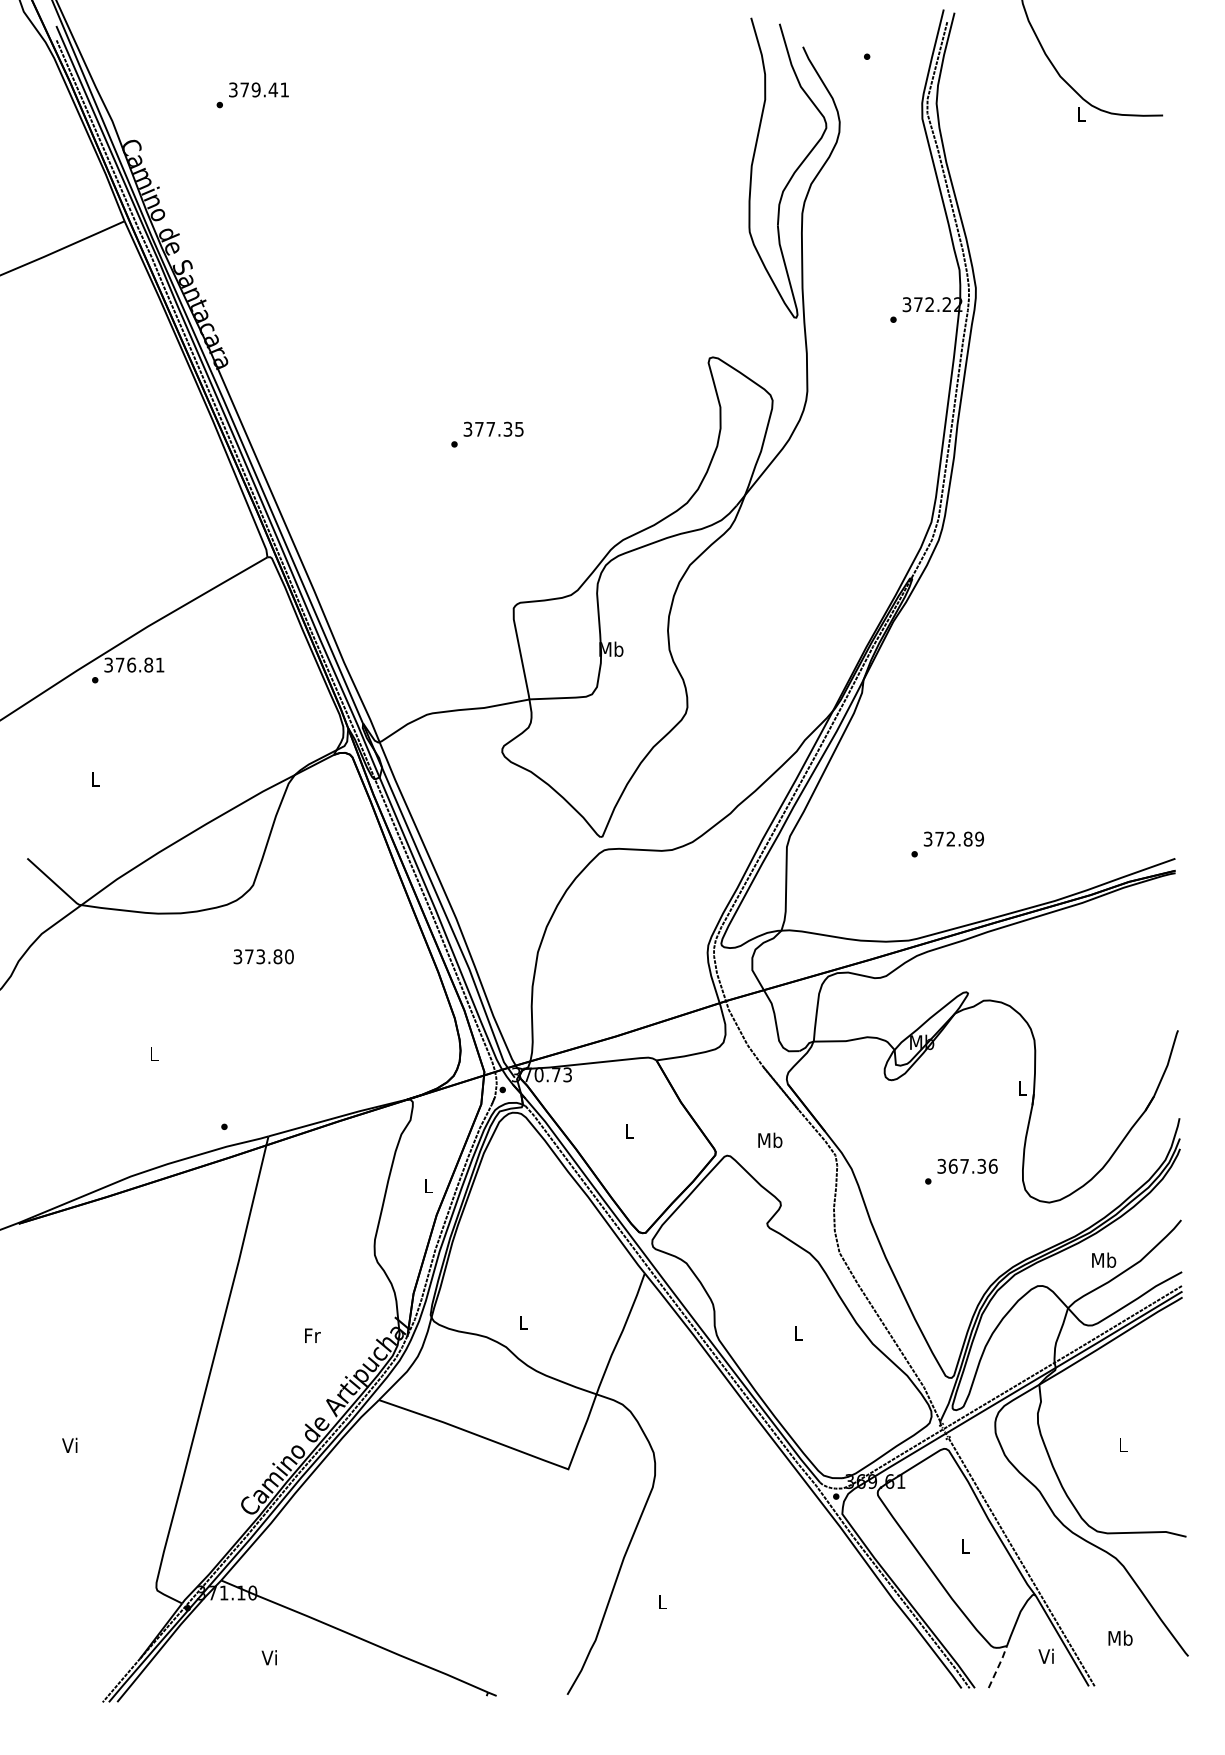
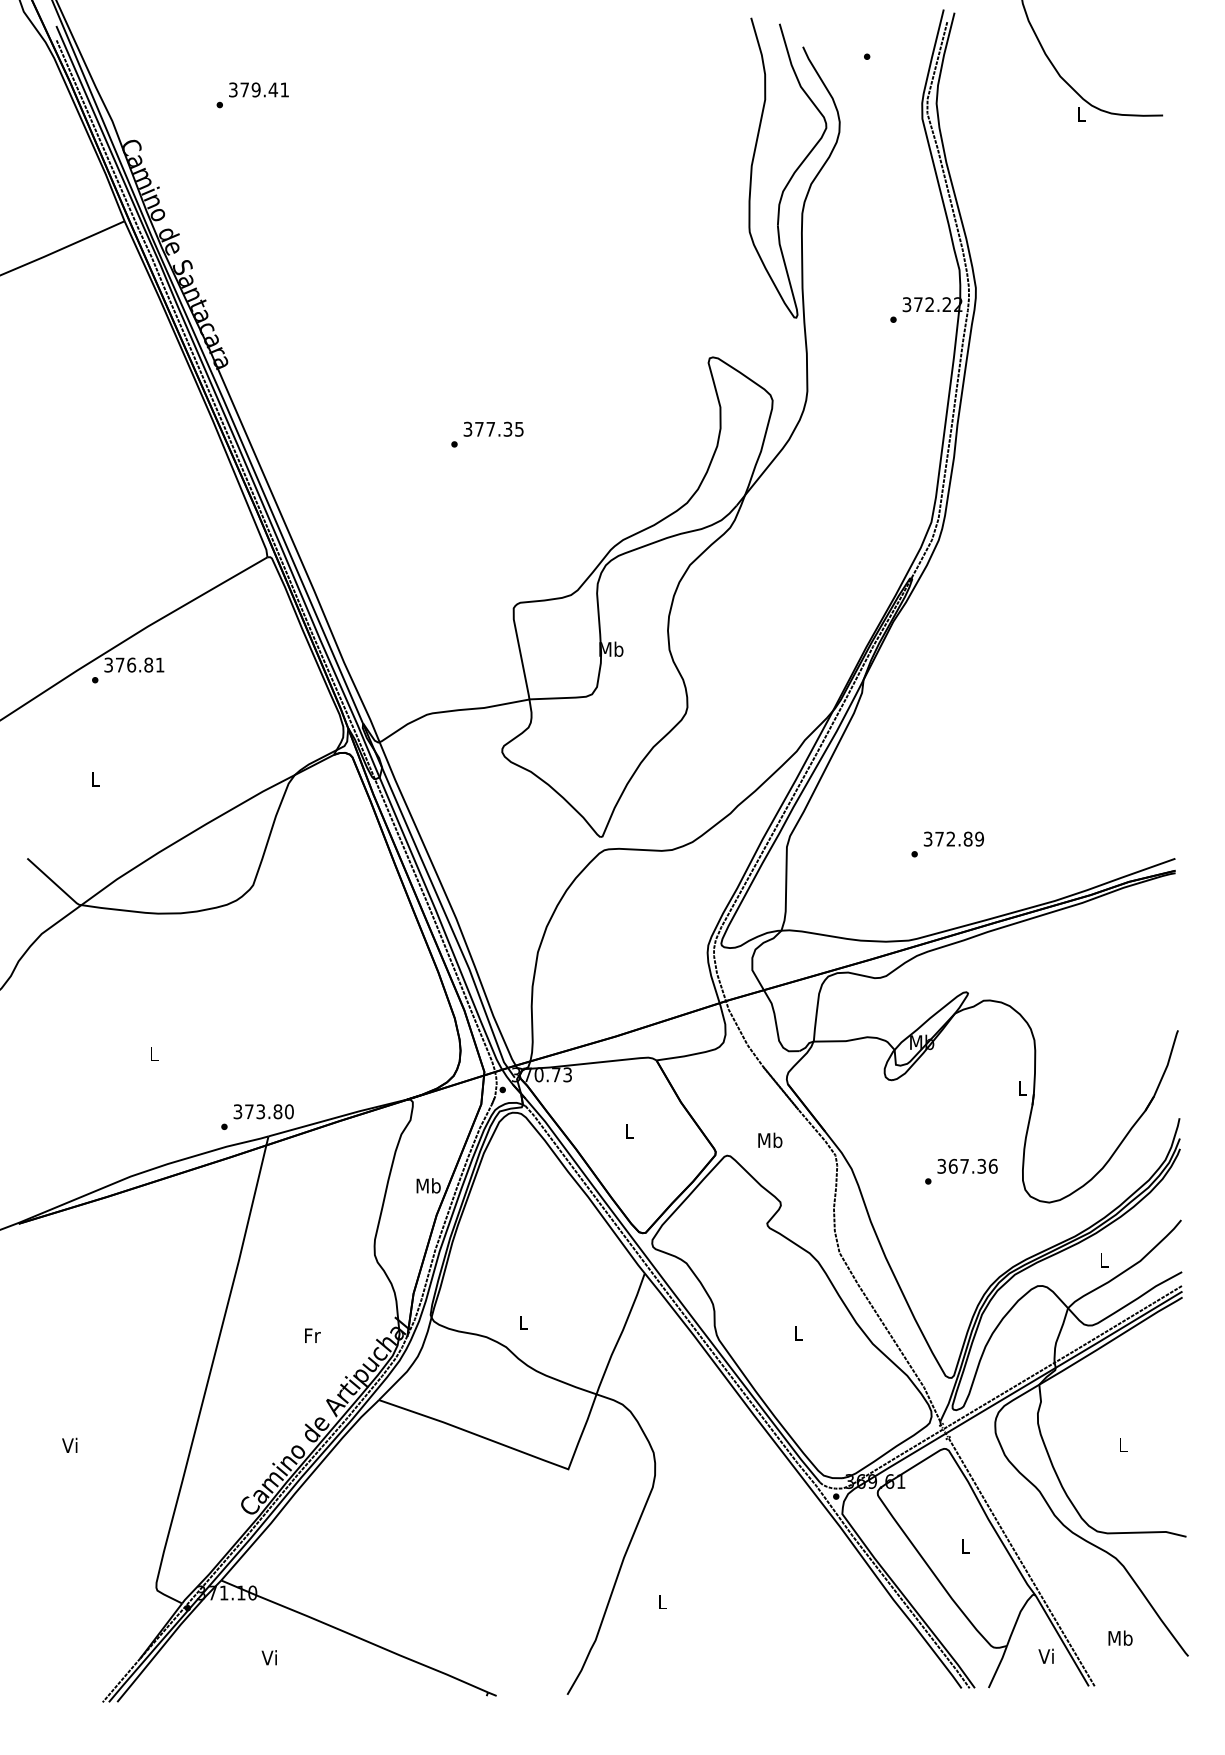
text position: (263, 956) -> (263, 1111) (263, 1111)
text: L -> Mb (428, 1185)
text: Mb -> L (1104, 1259)
line: dashed -> solid (998, 1666)
